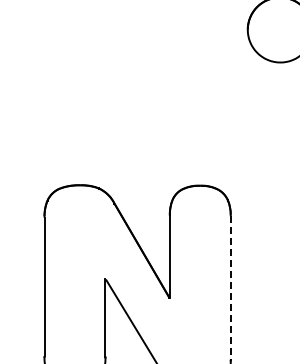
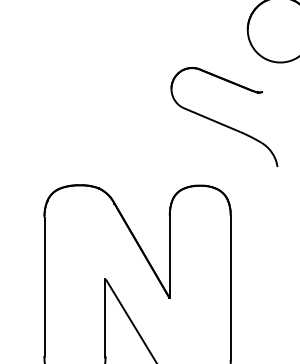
part: none -> present (223, 123)
line: dashed -> solid (230, 288)
